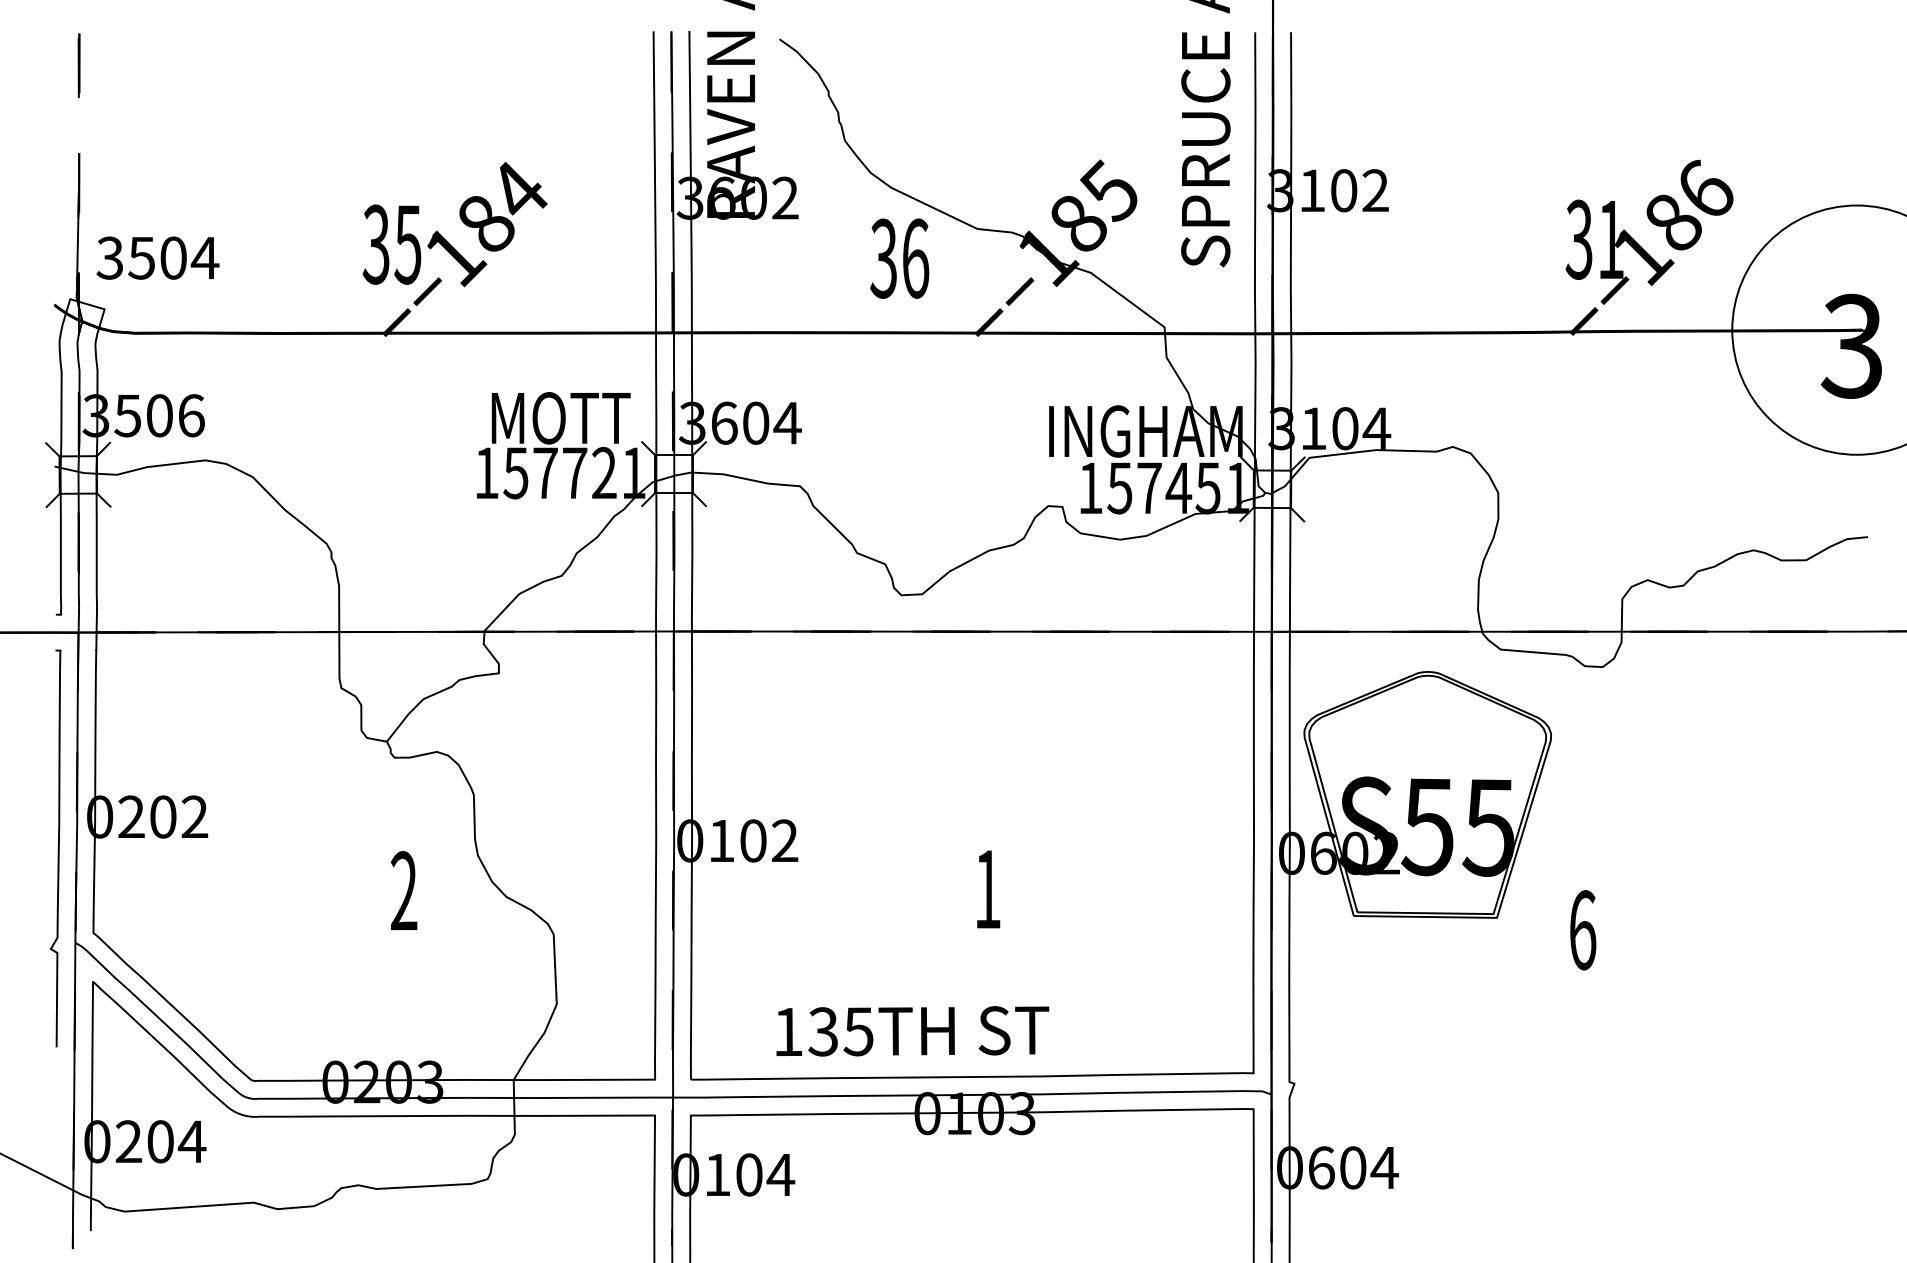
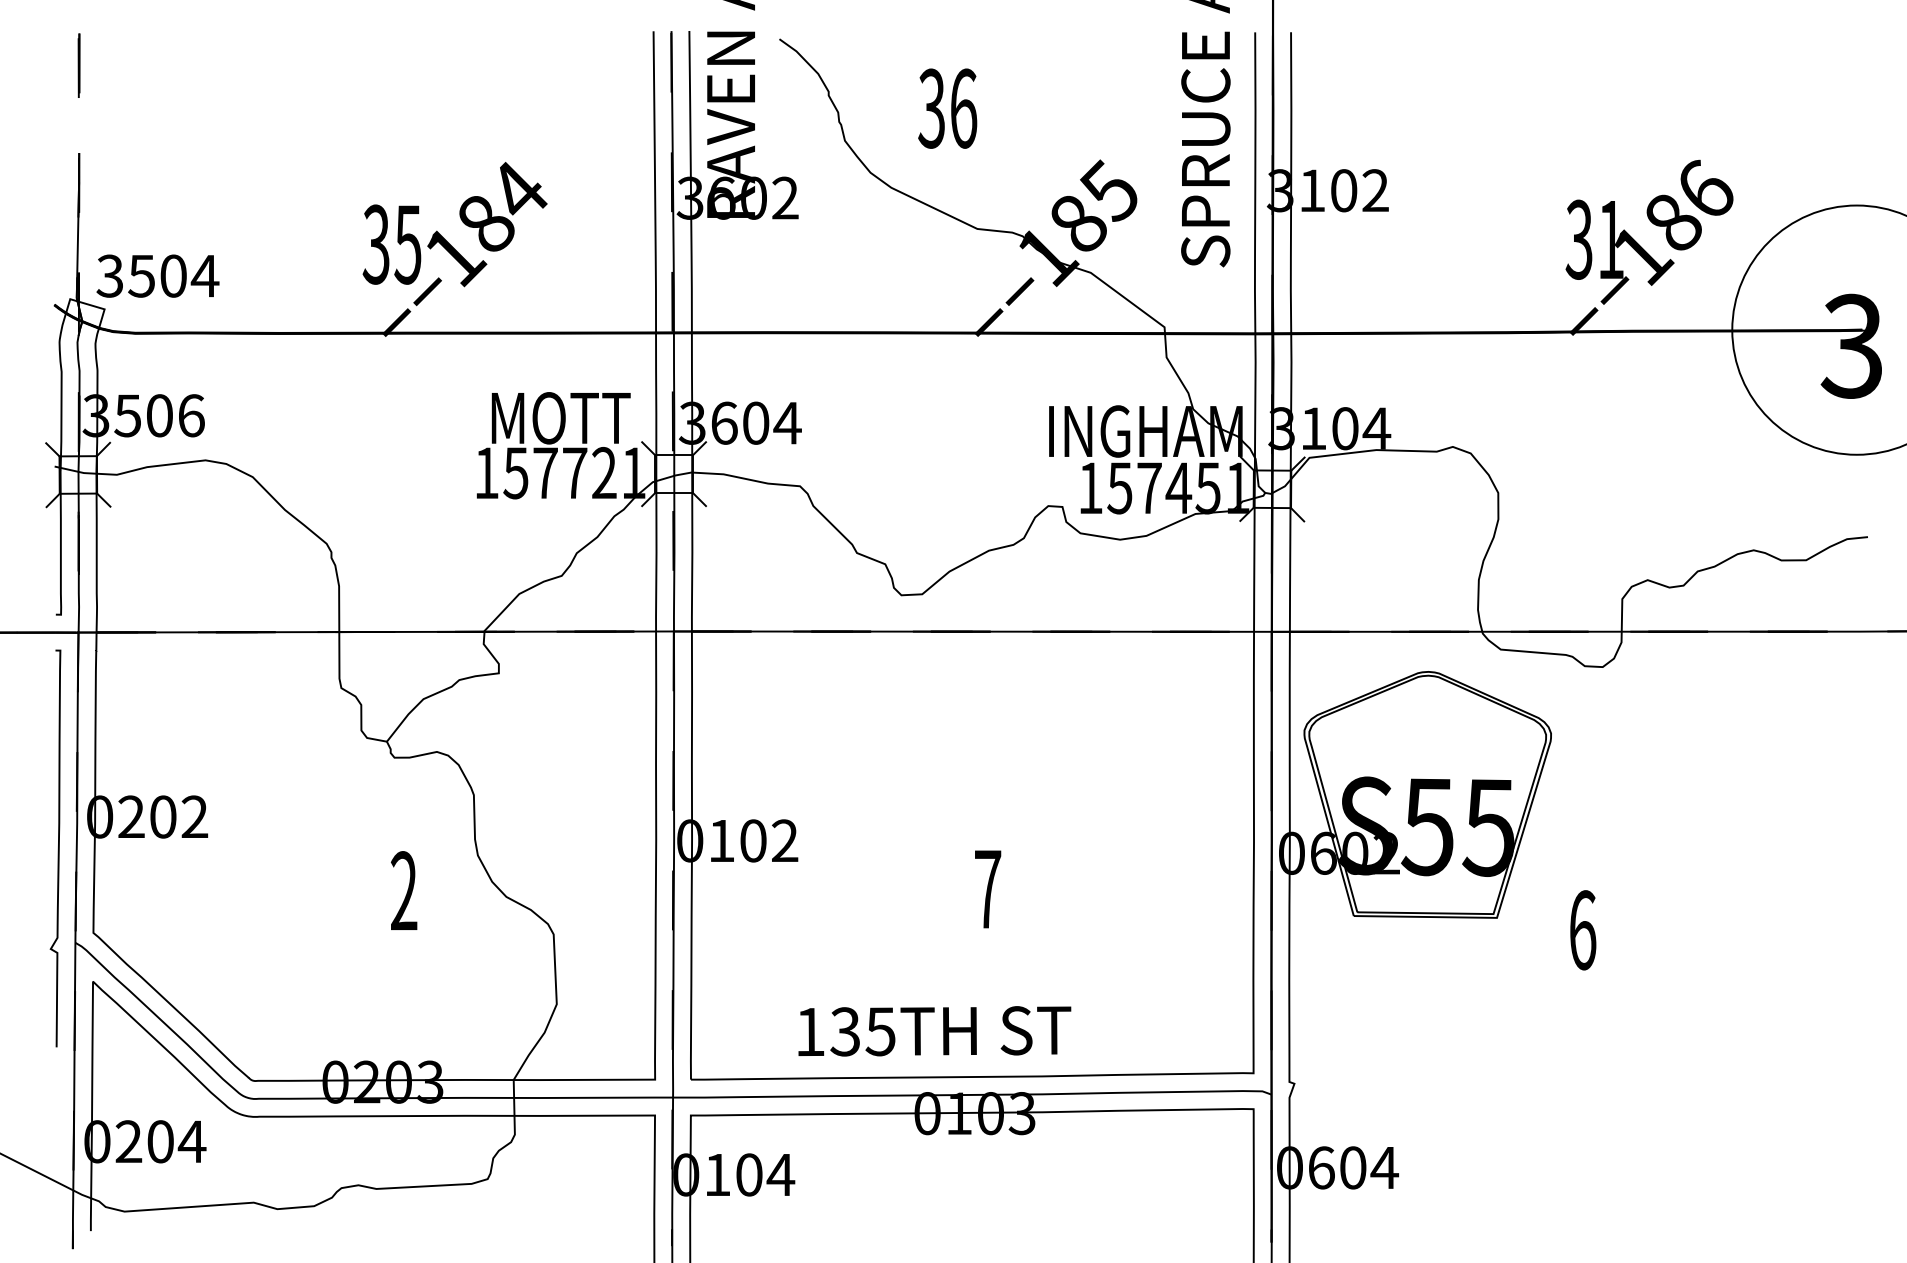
text position: (157, 257) -> (157, 275) (157, 275)
text position: (899, 258) -> (947, 108) (947, 108)
text: 1 -> 7 (988, 889)
text position: (912, 1031) -> (934, 1031) (934, 1031)
